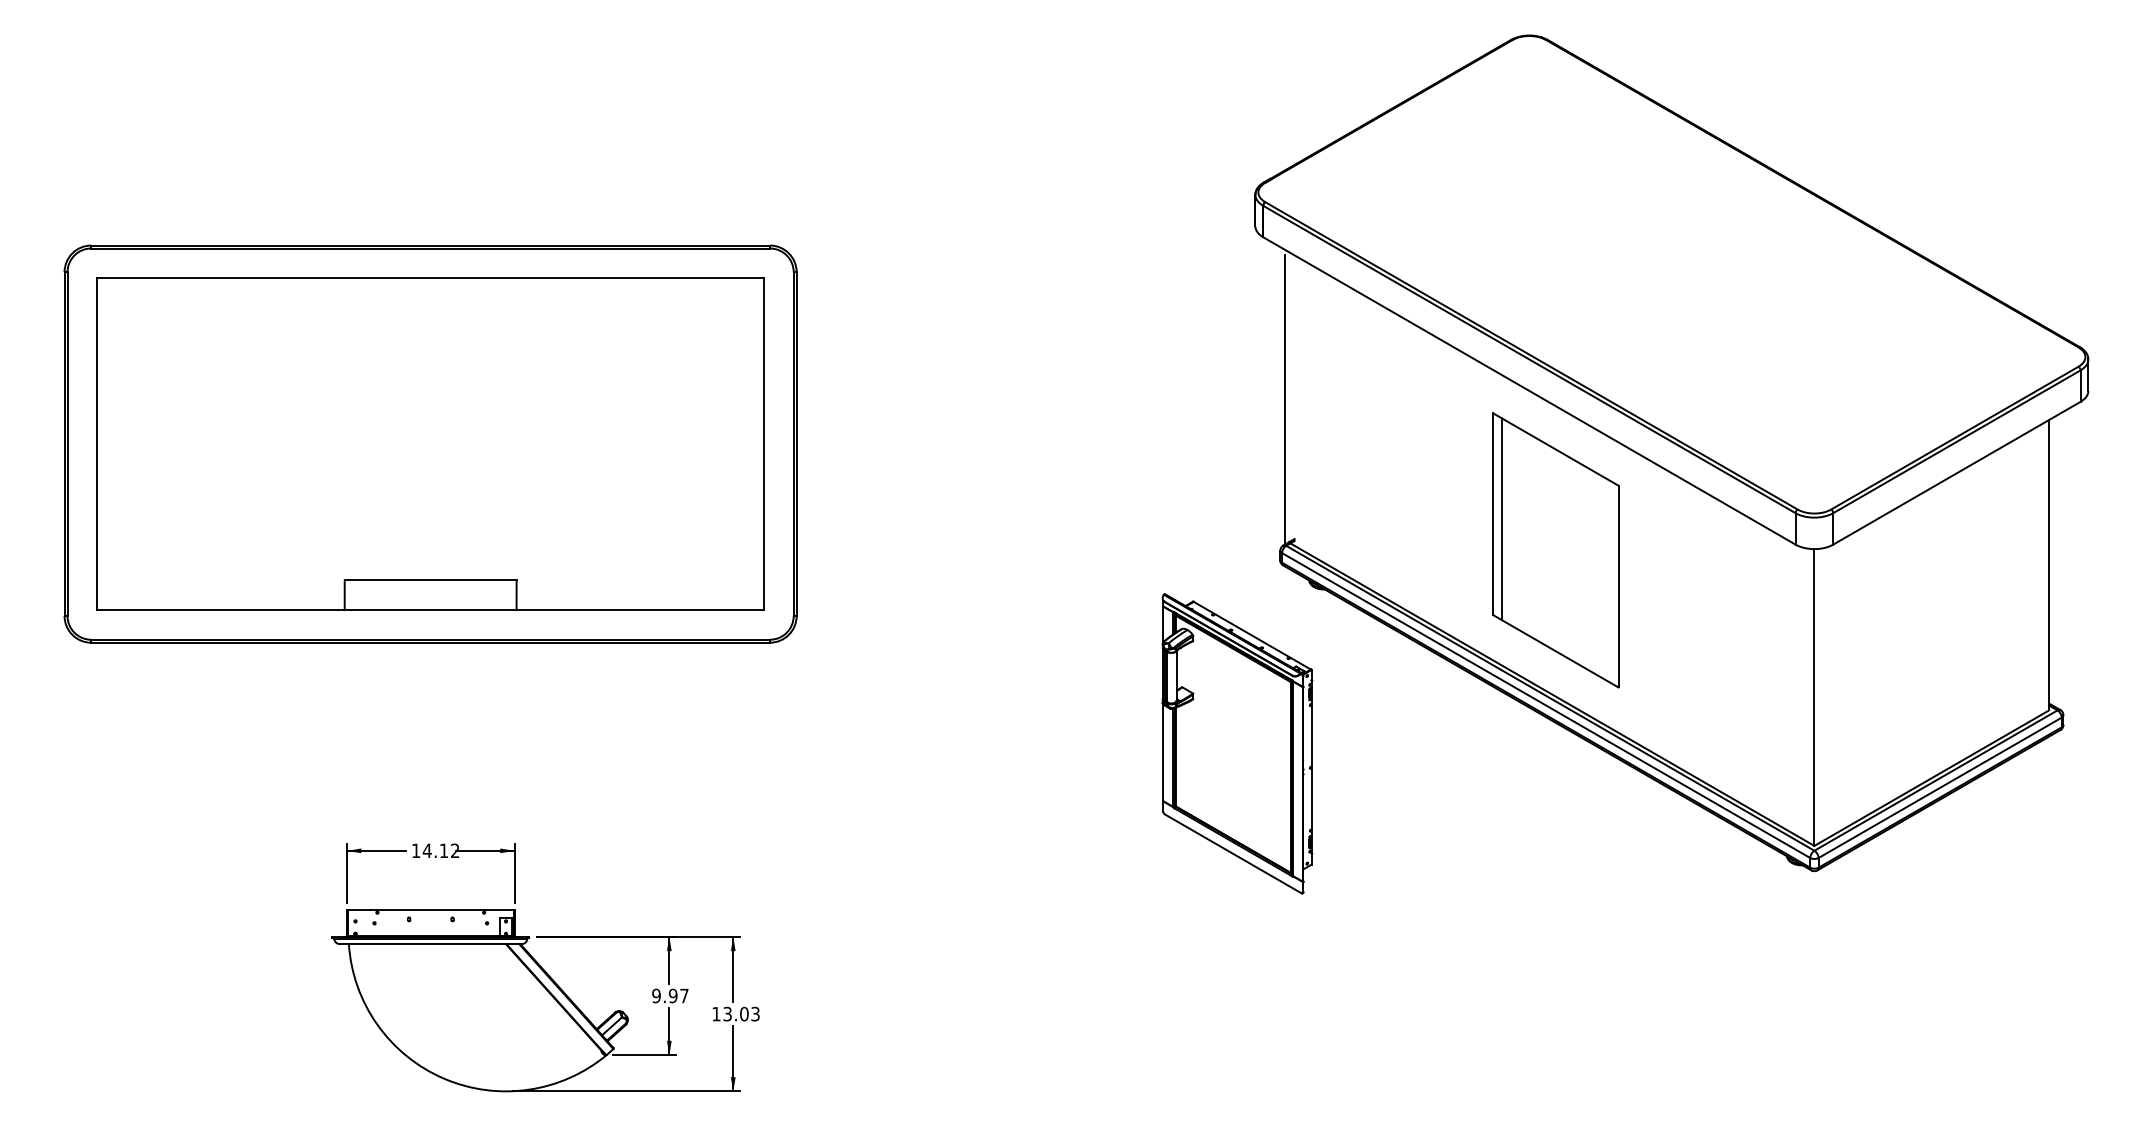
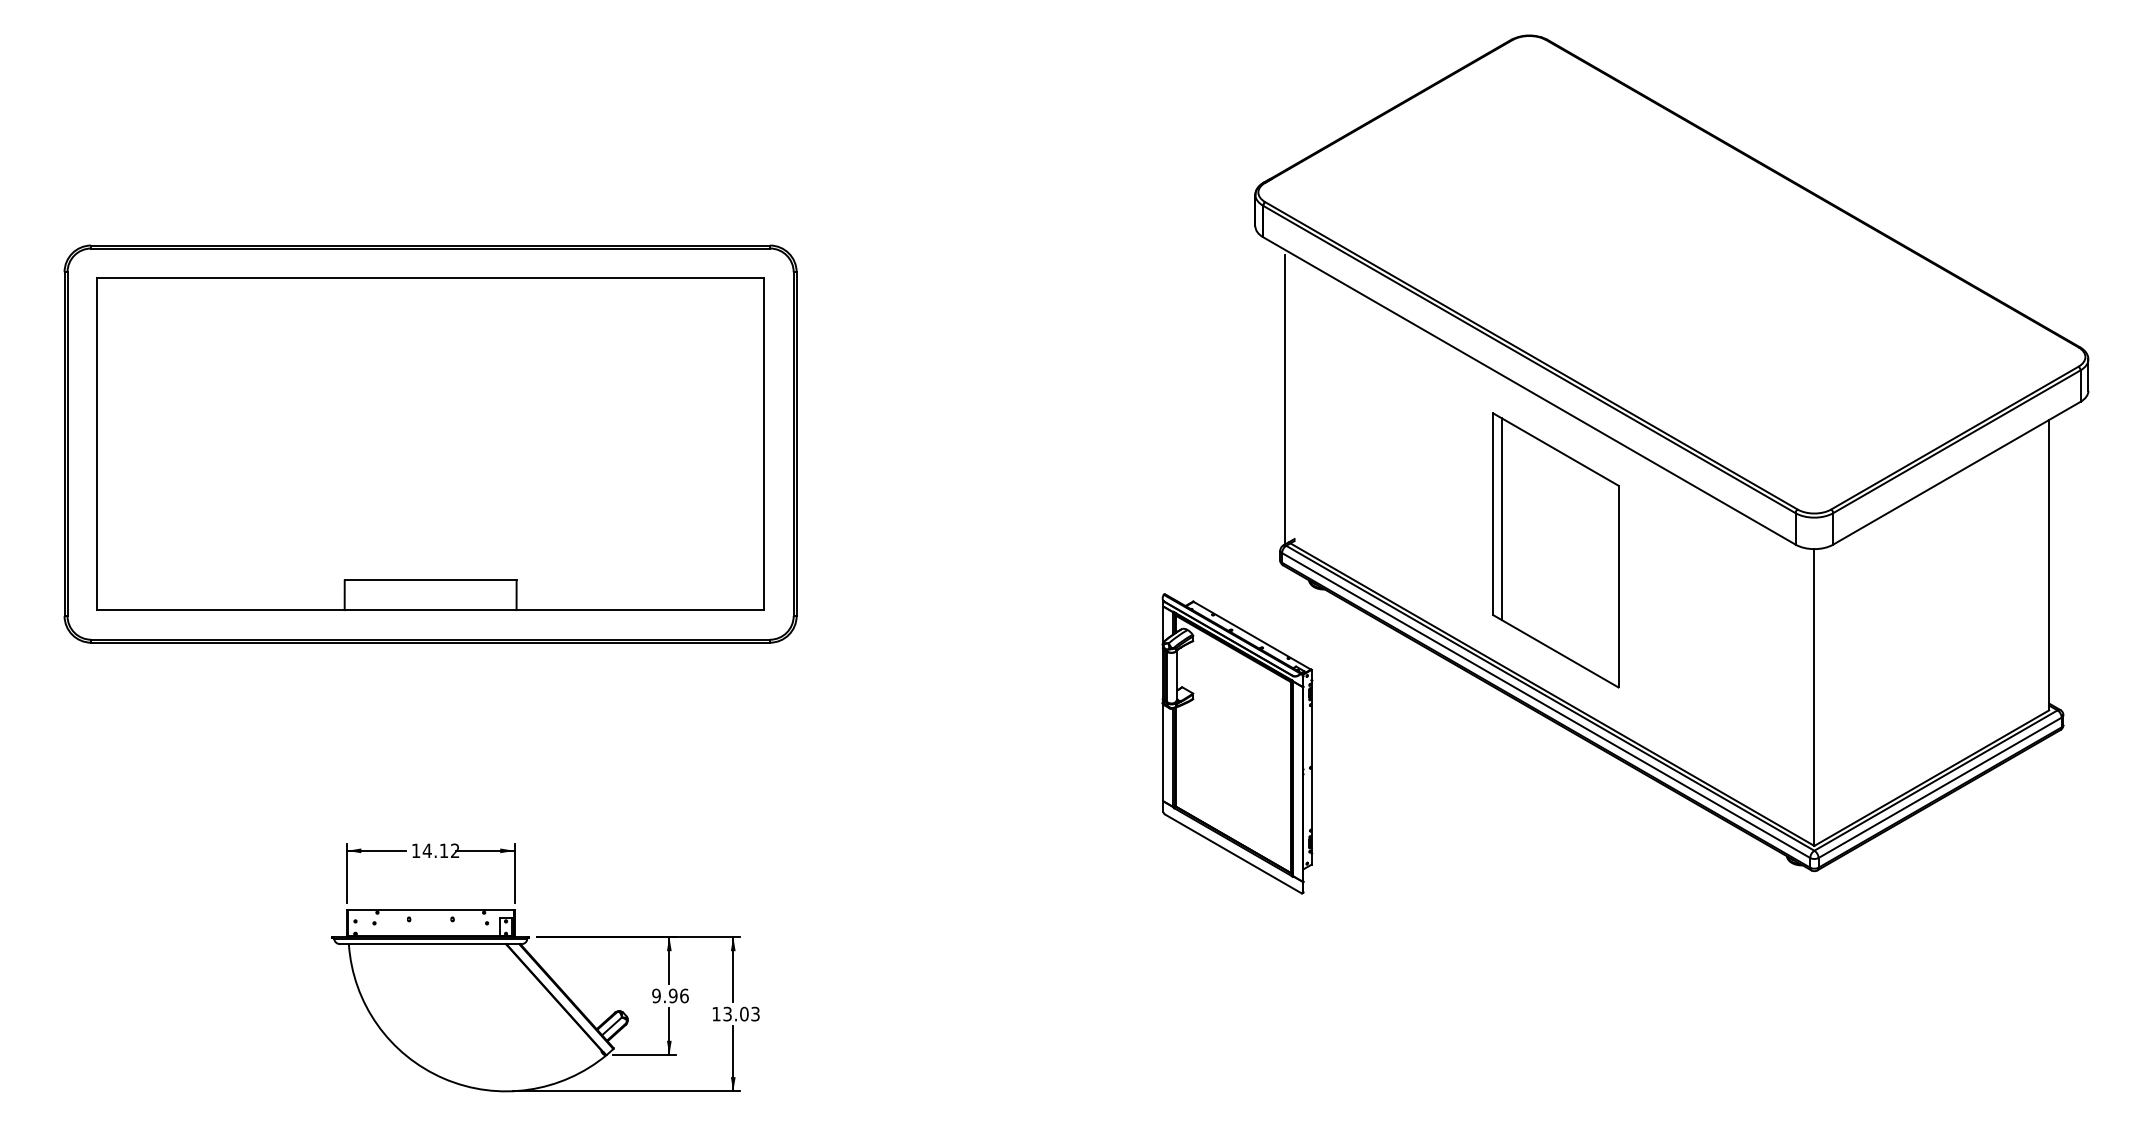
text: 9.97 -> 9.96 (684, 995)
